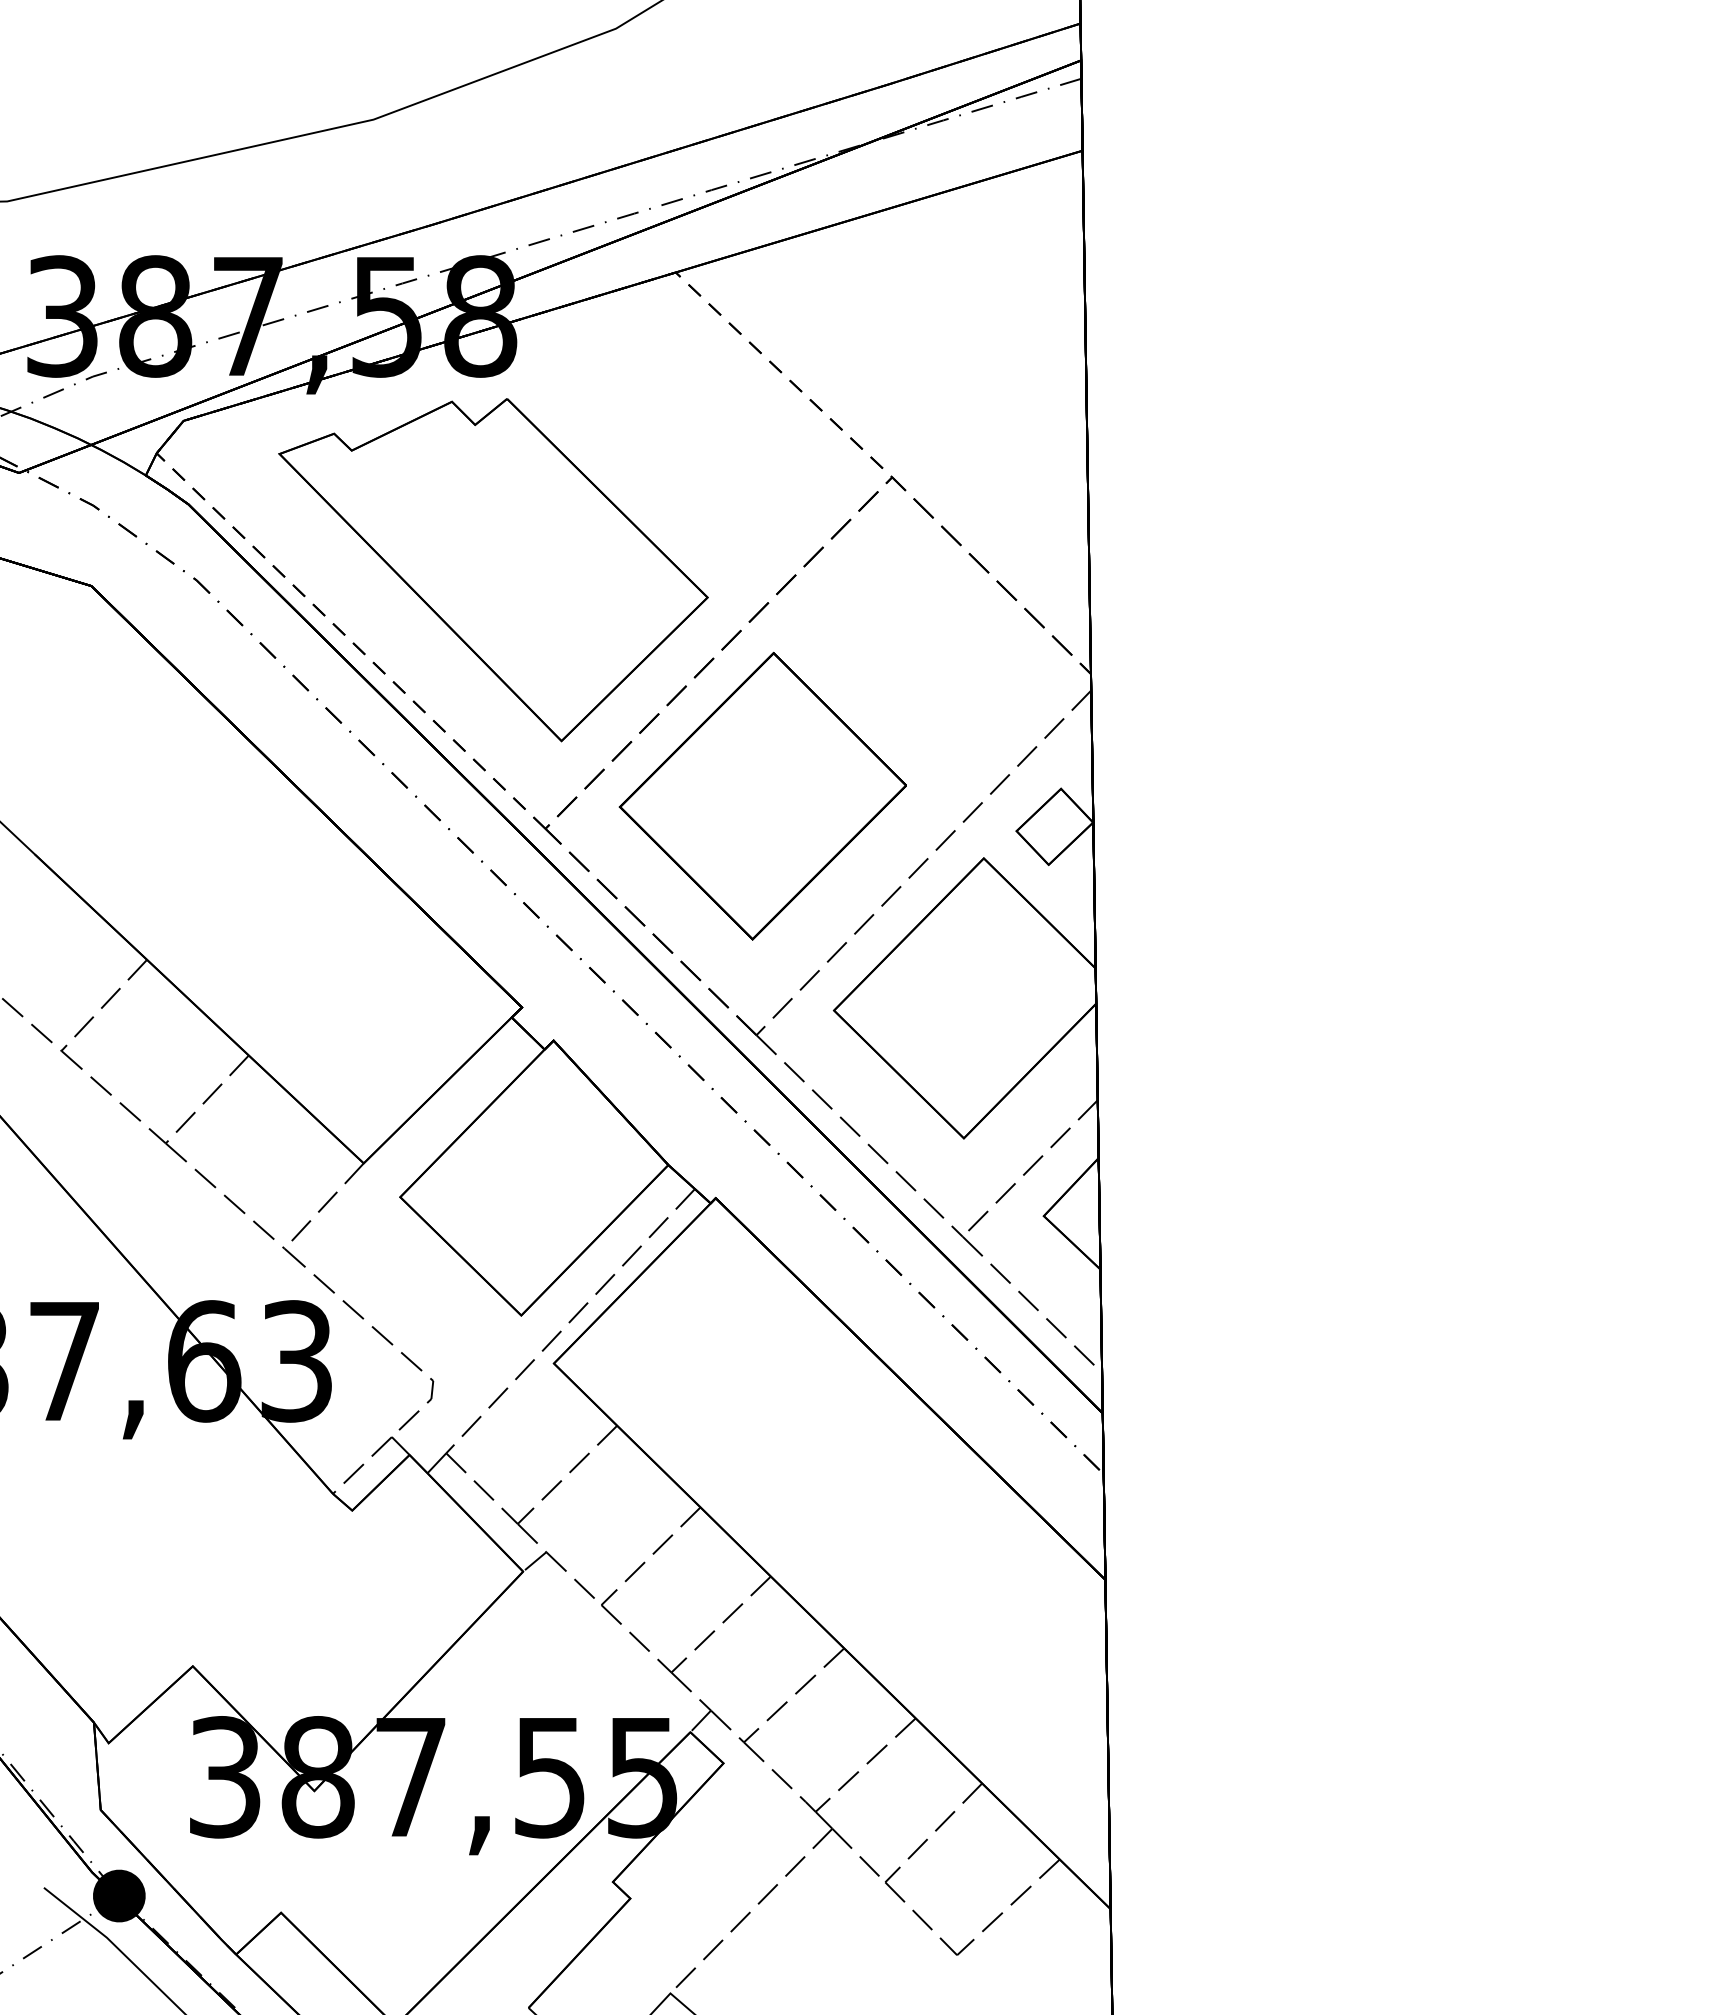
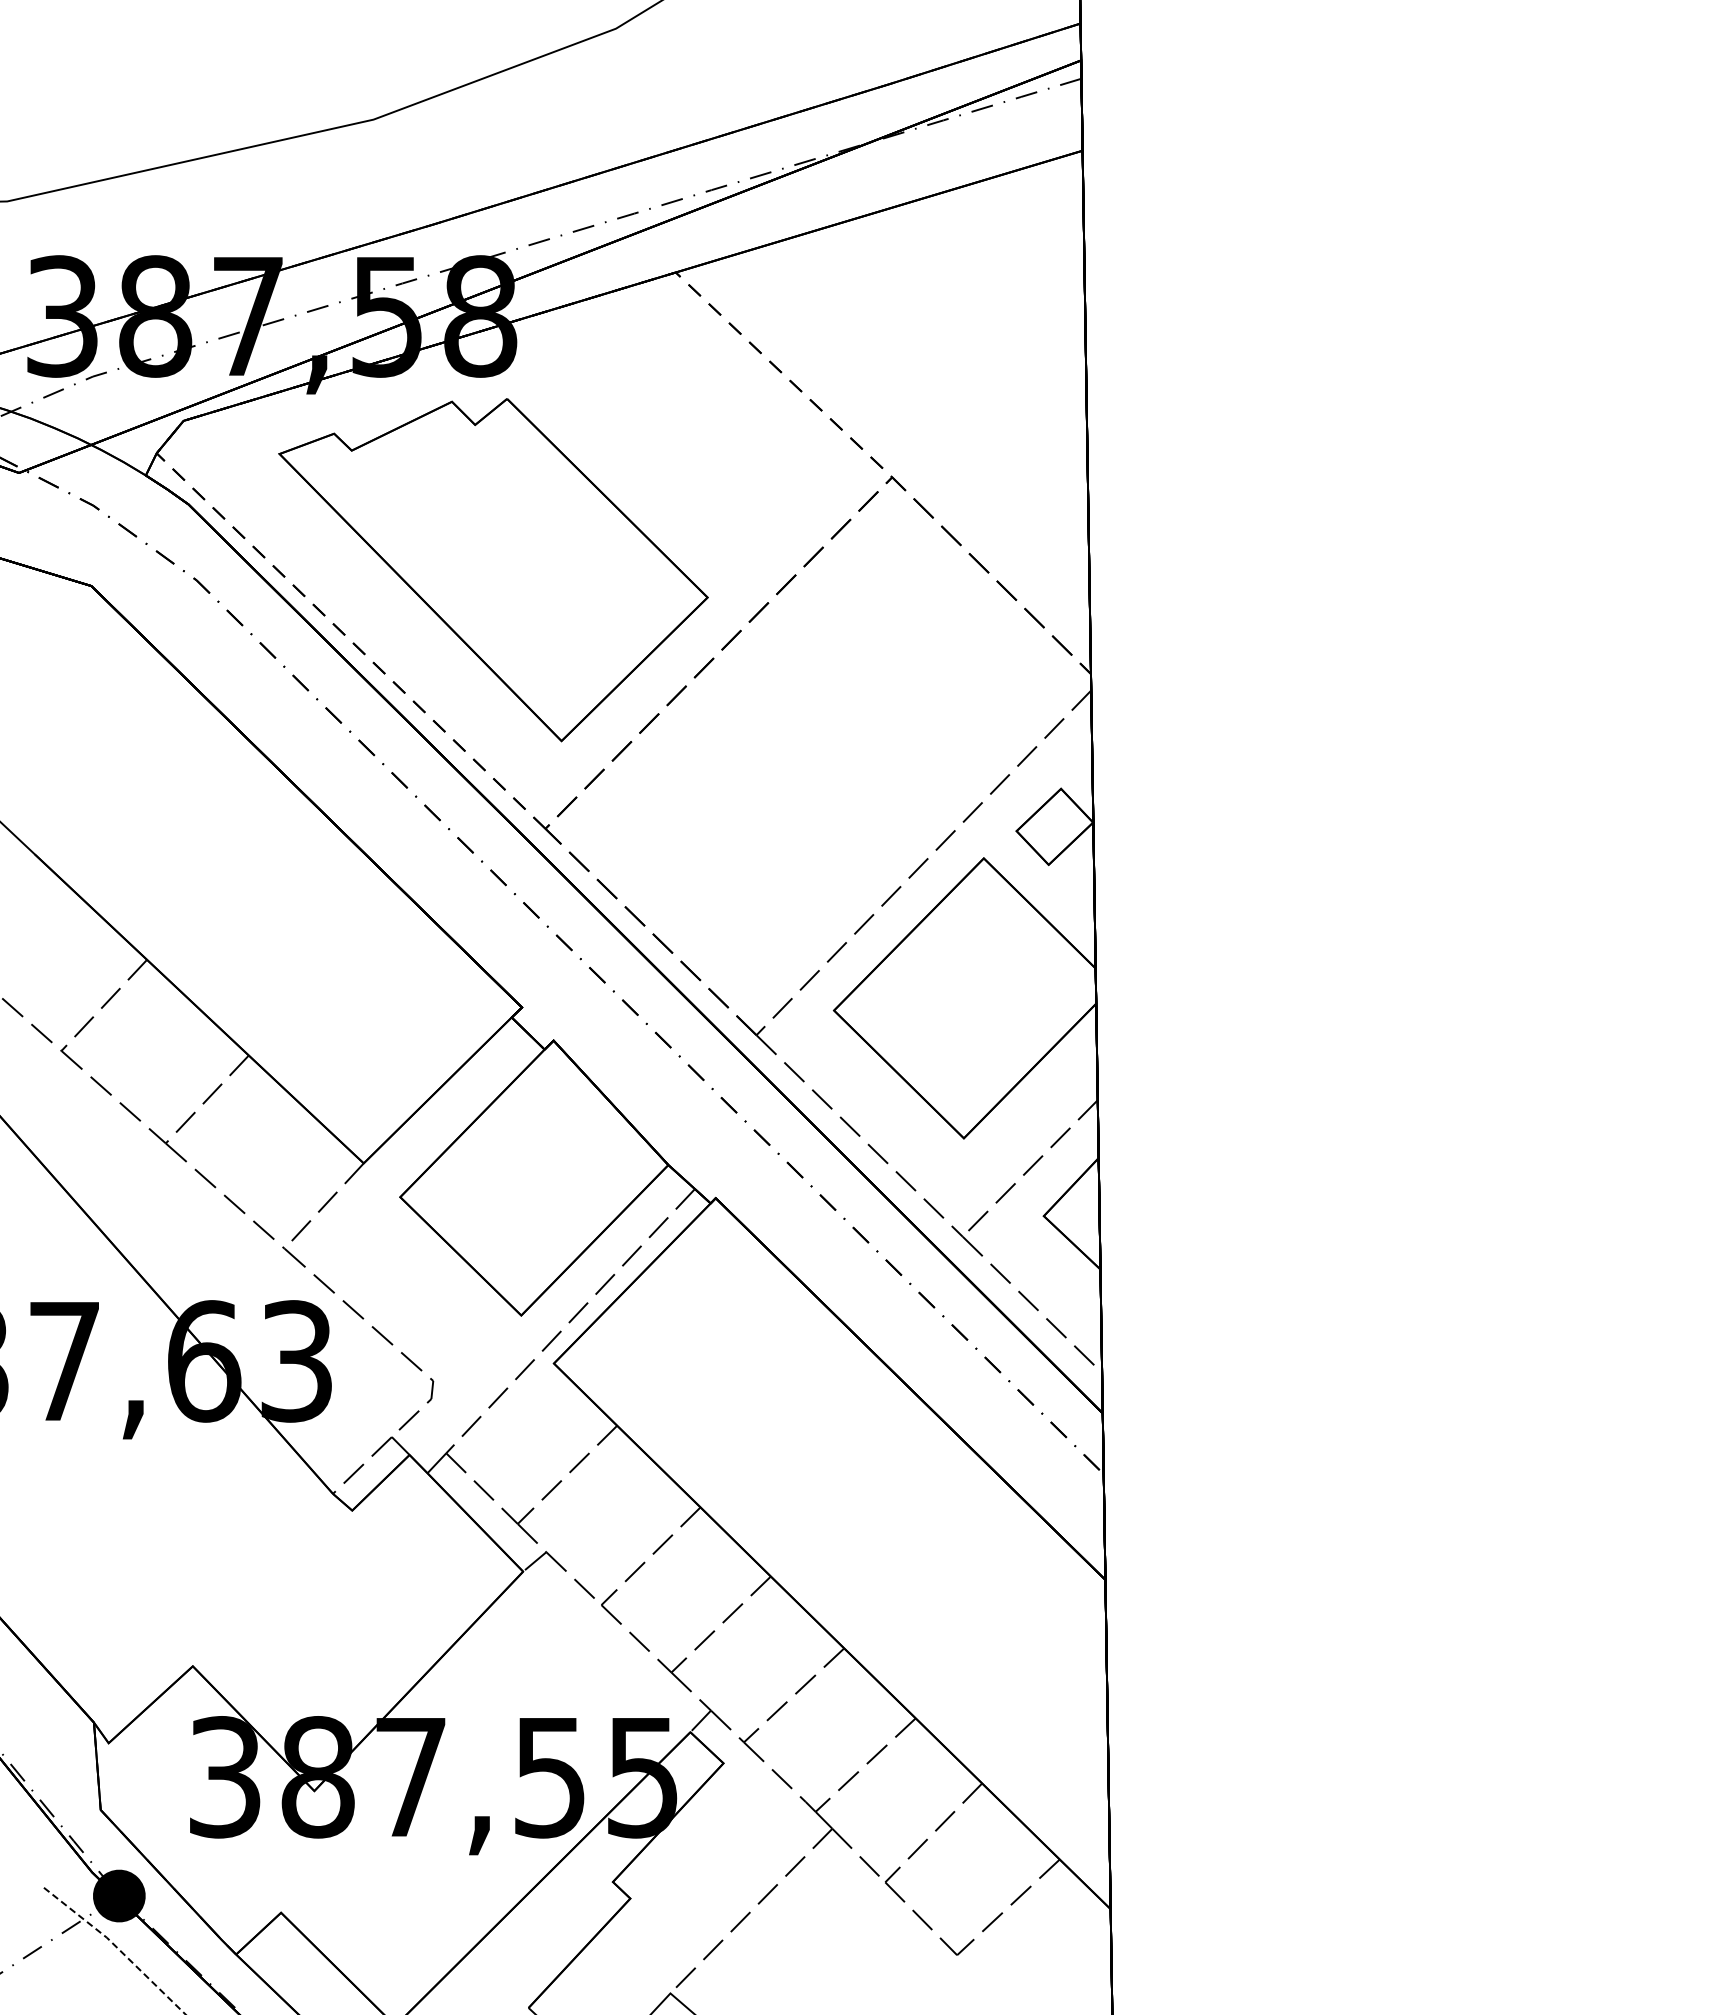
part: present -> none (762, 795)
line: solid -> dashed (116, 1947)
